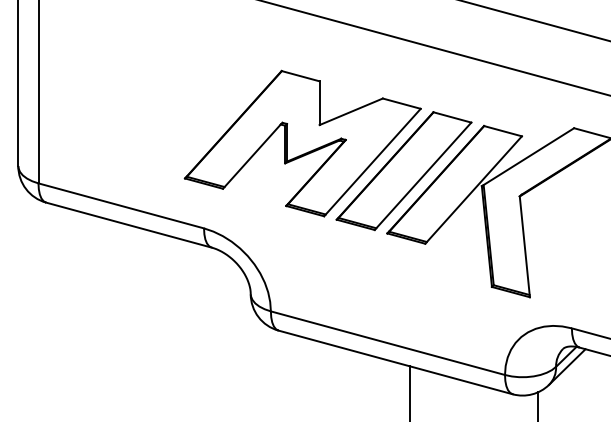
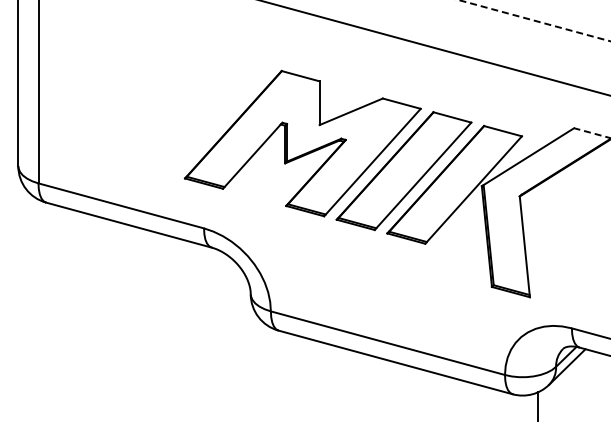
line: solid -> dashed (535, 20)
line: solid -> dashed (592, 133)
line: present -> none (410, 392)
